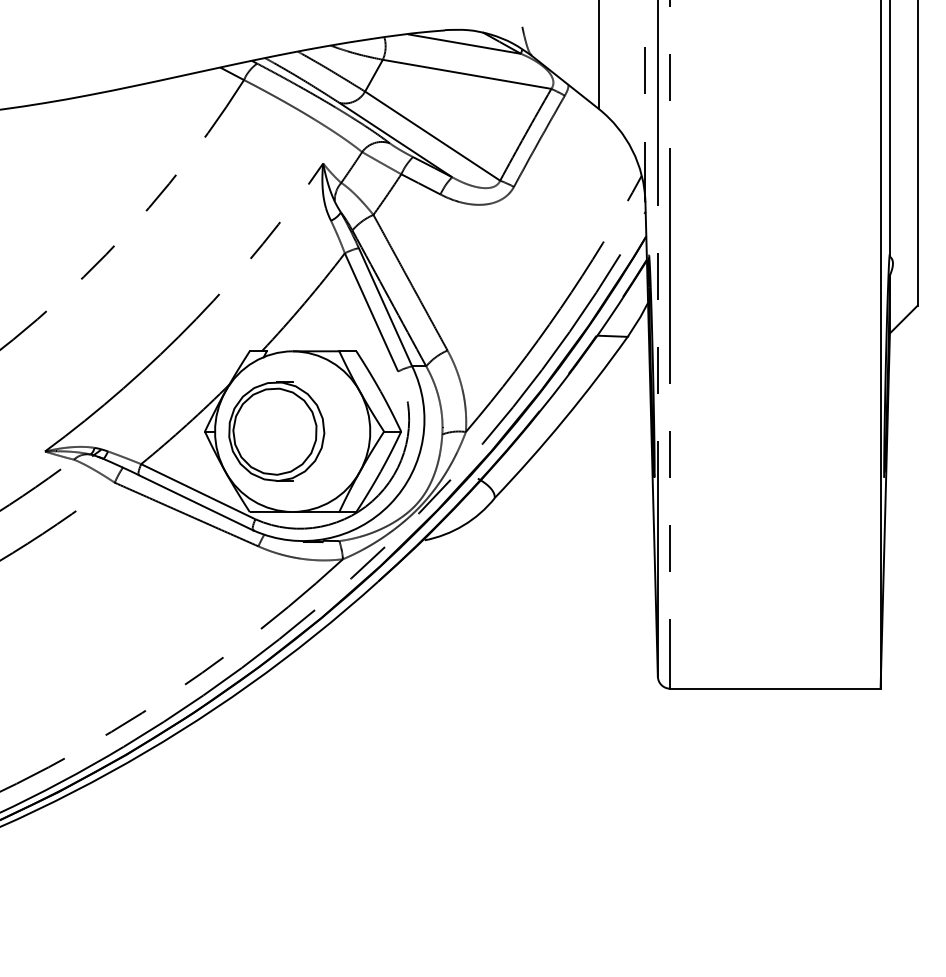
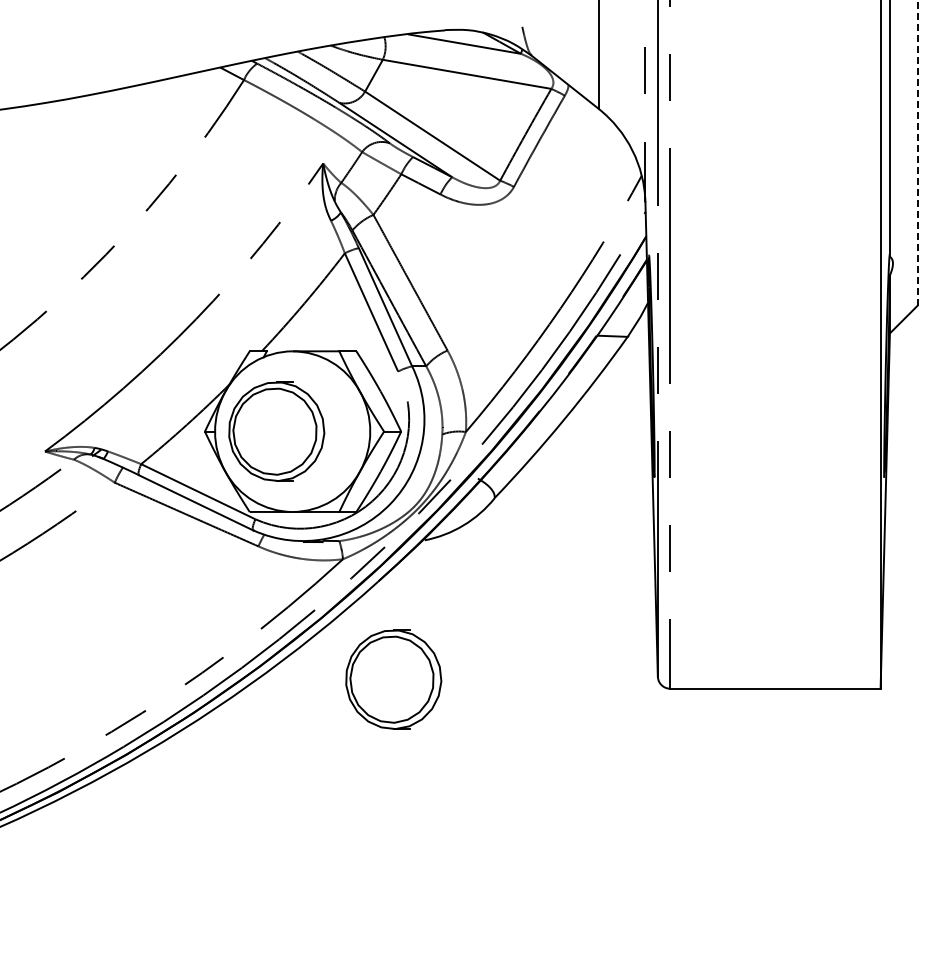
line: solid -> dashed (917, 152)
part: none -> present (393, 679)
